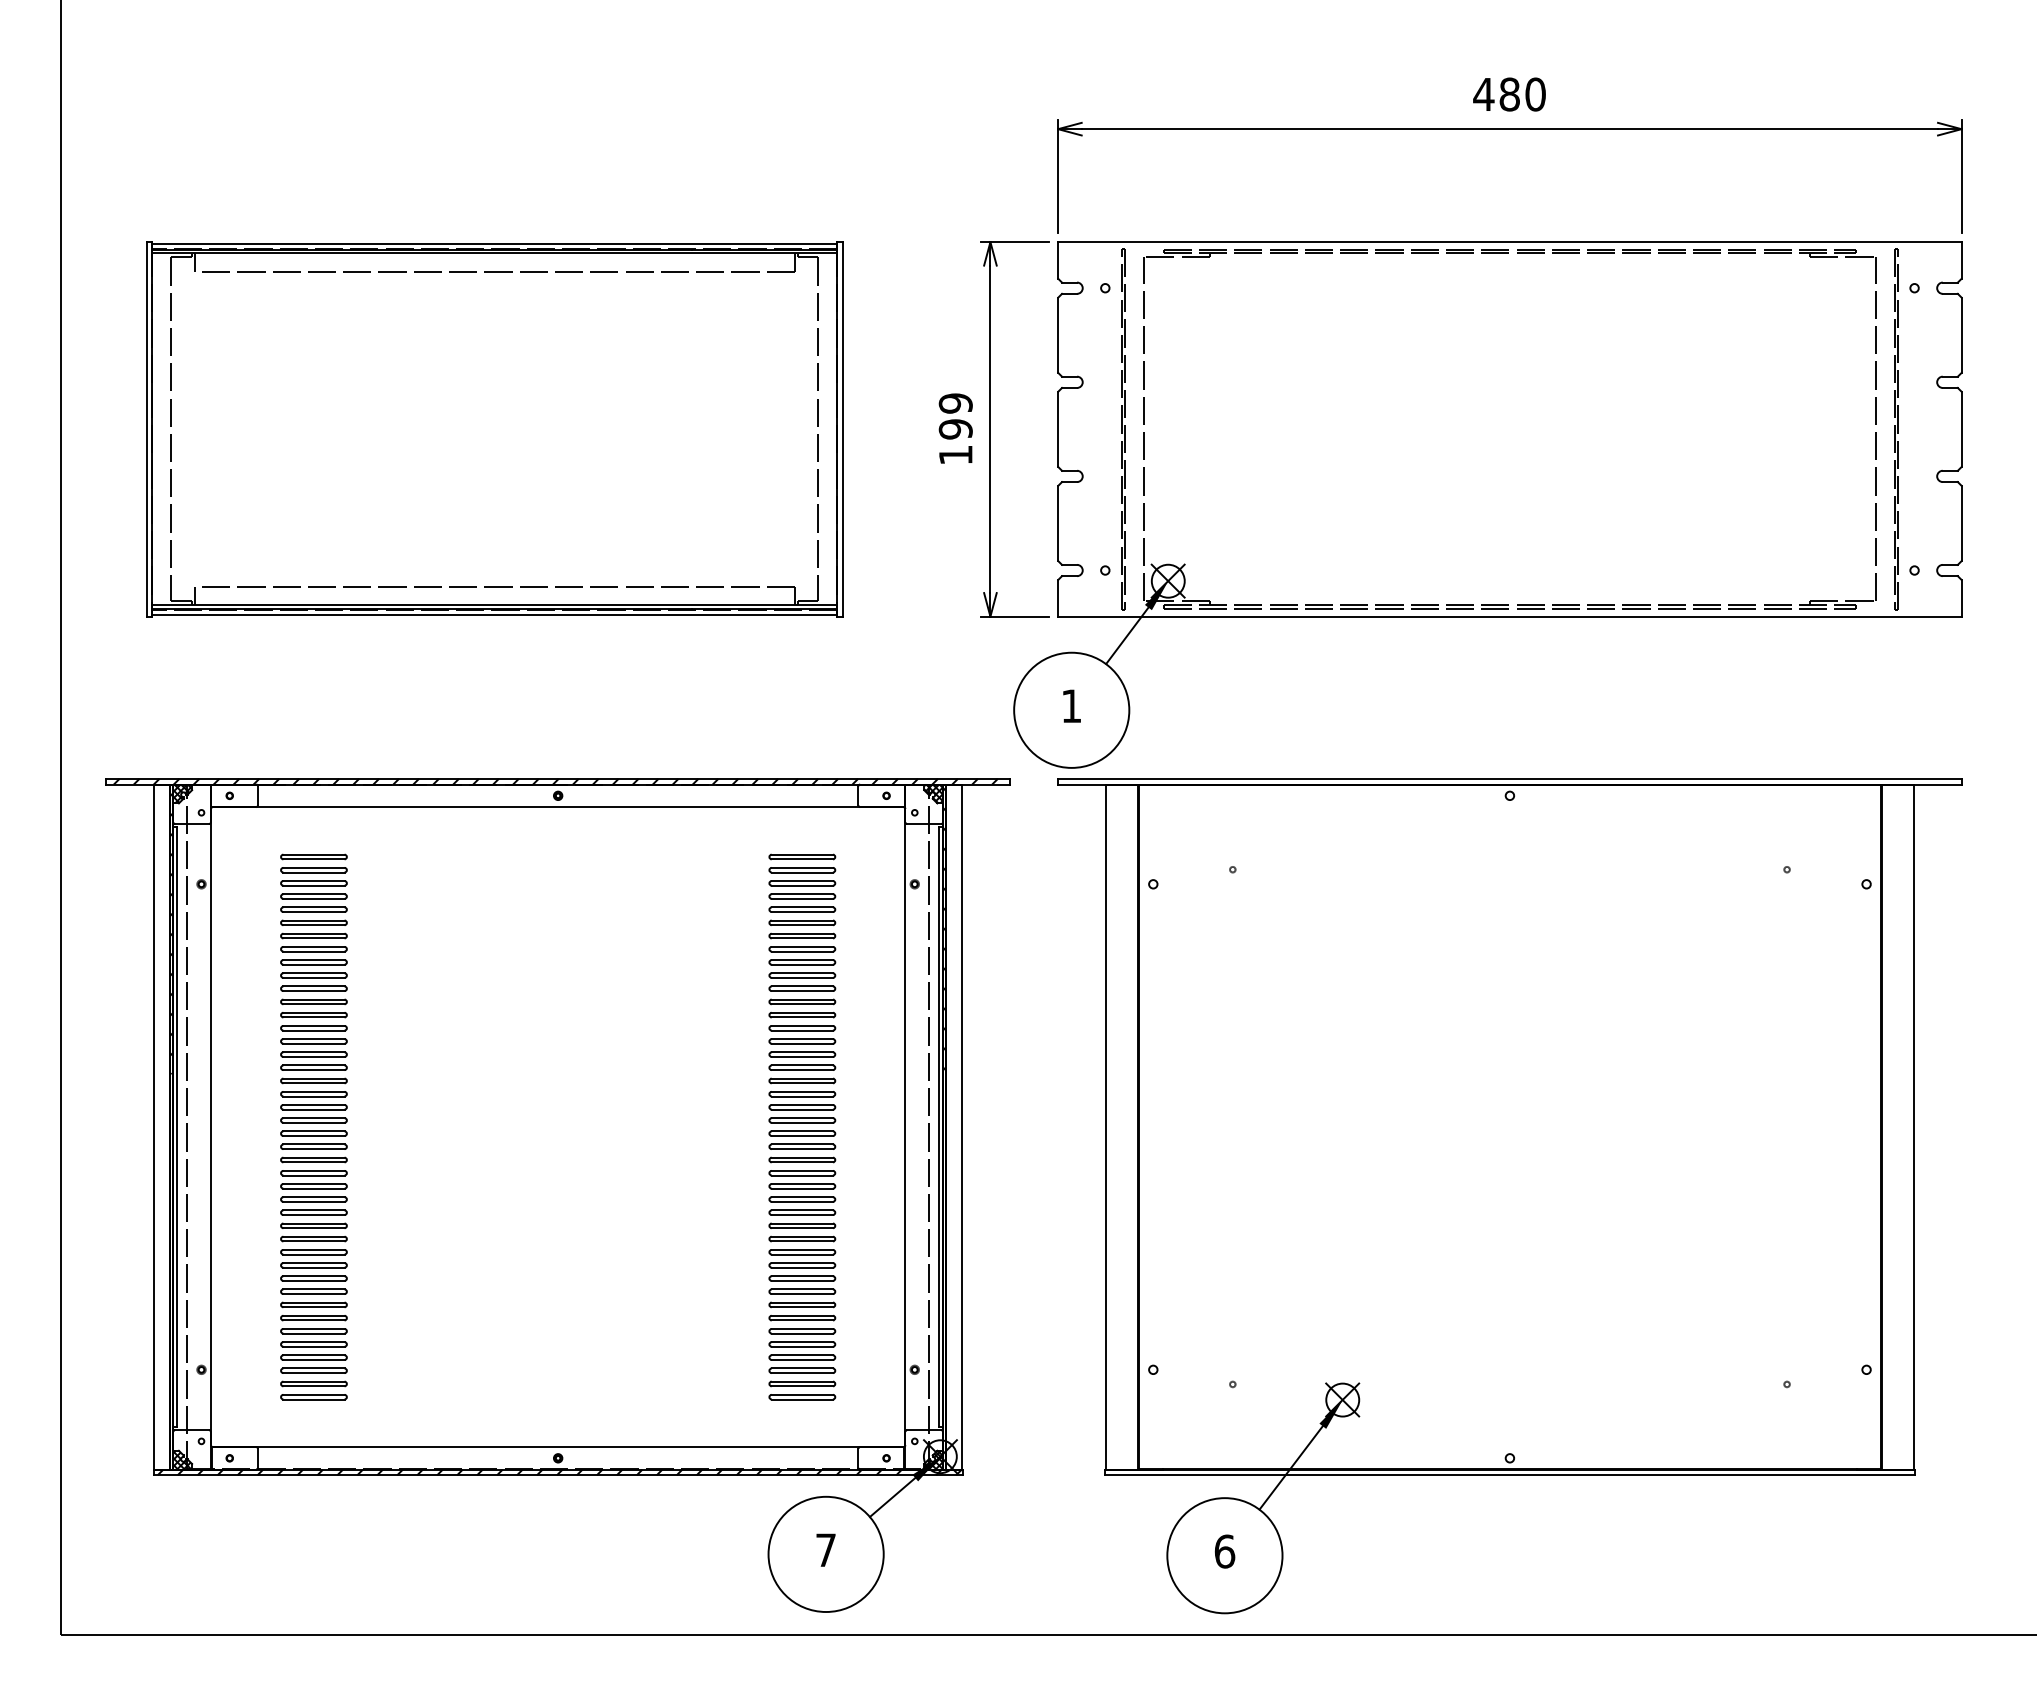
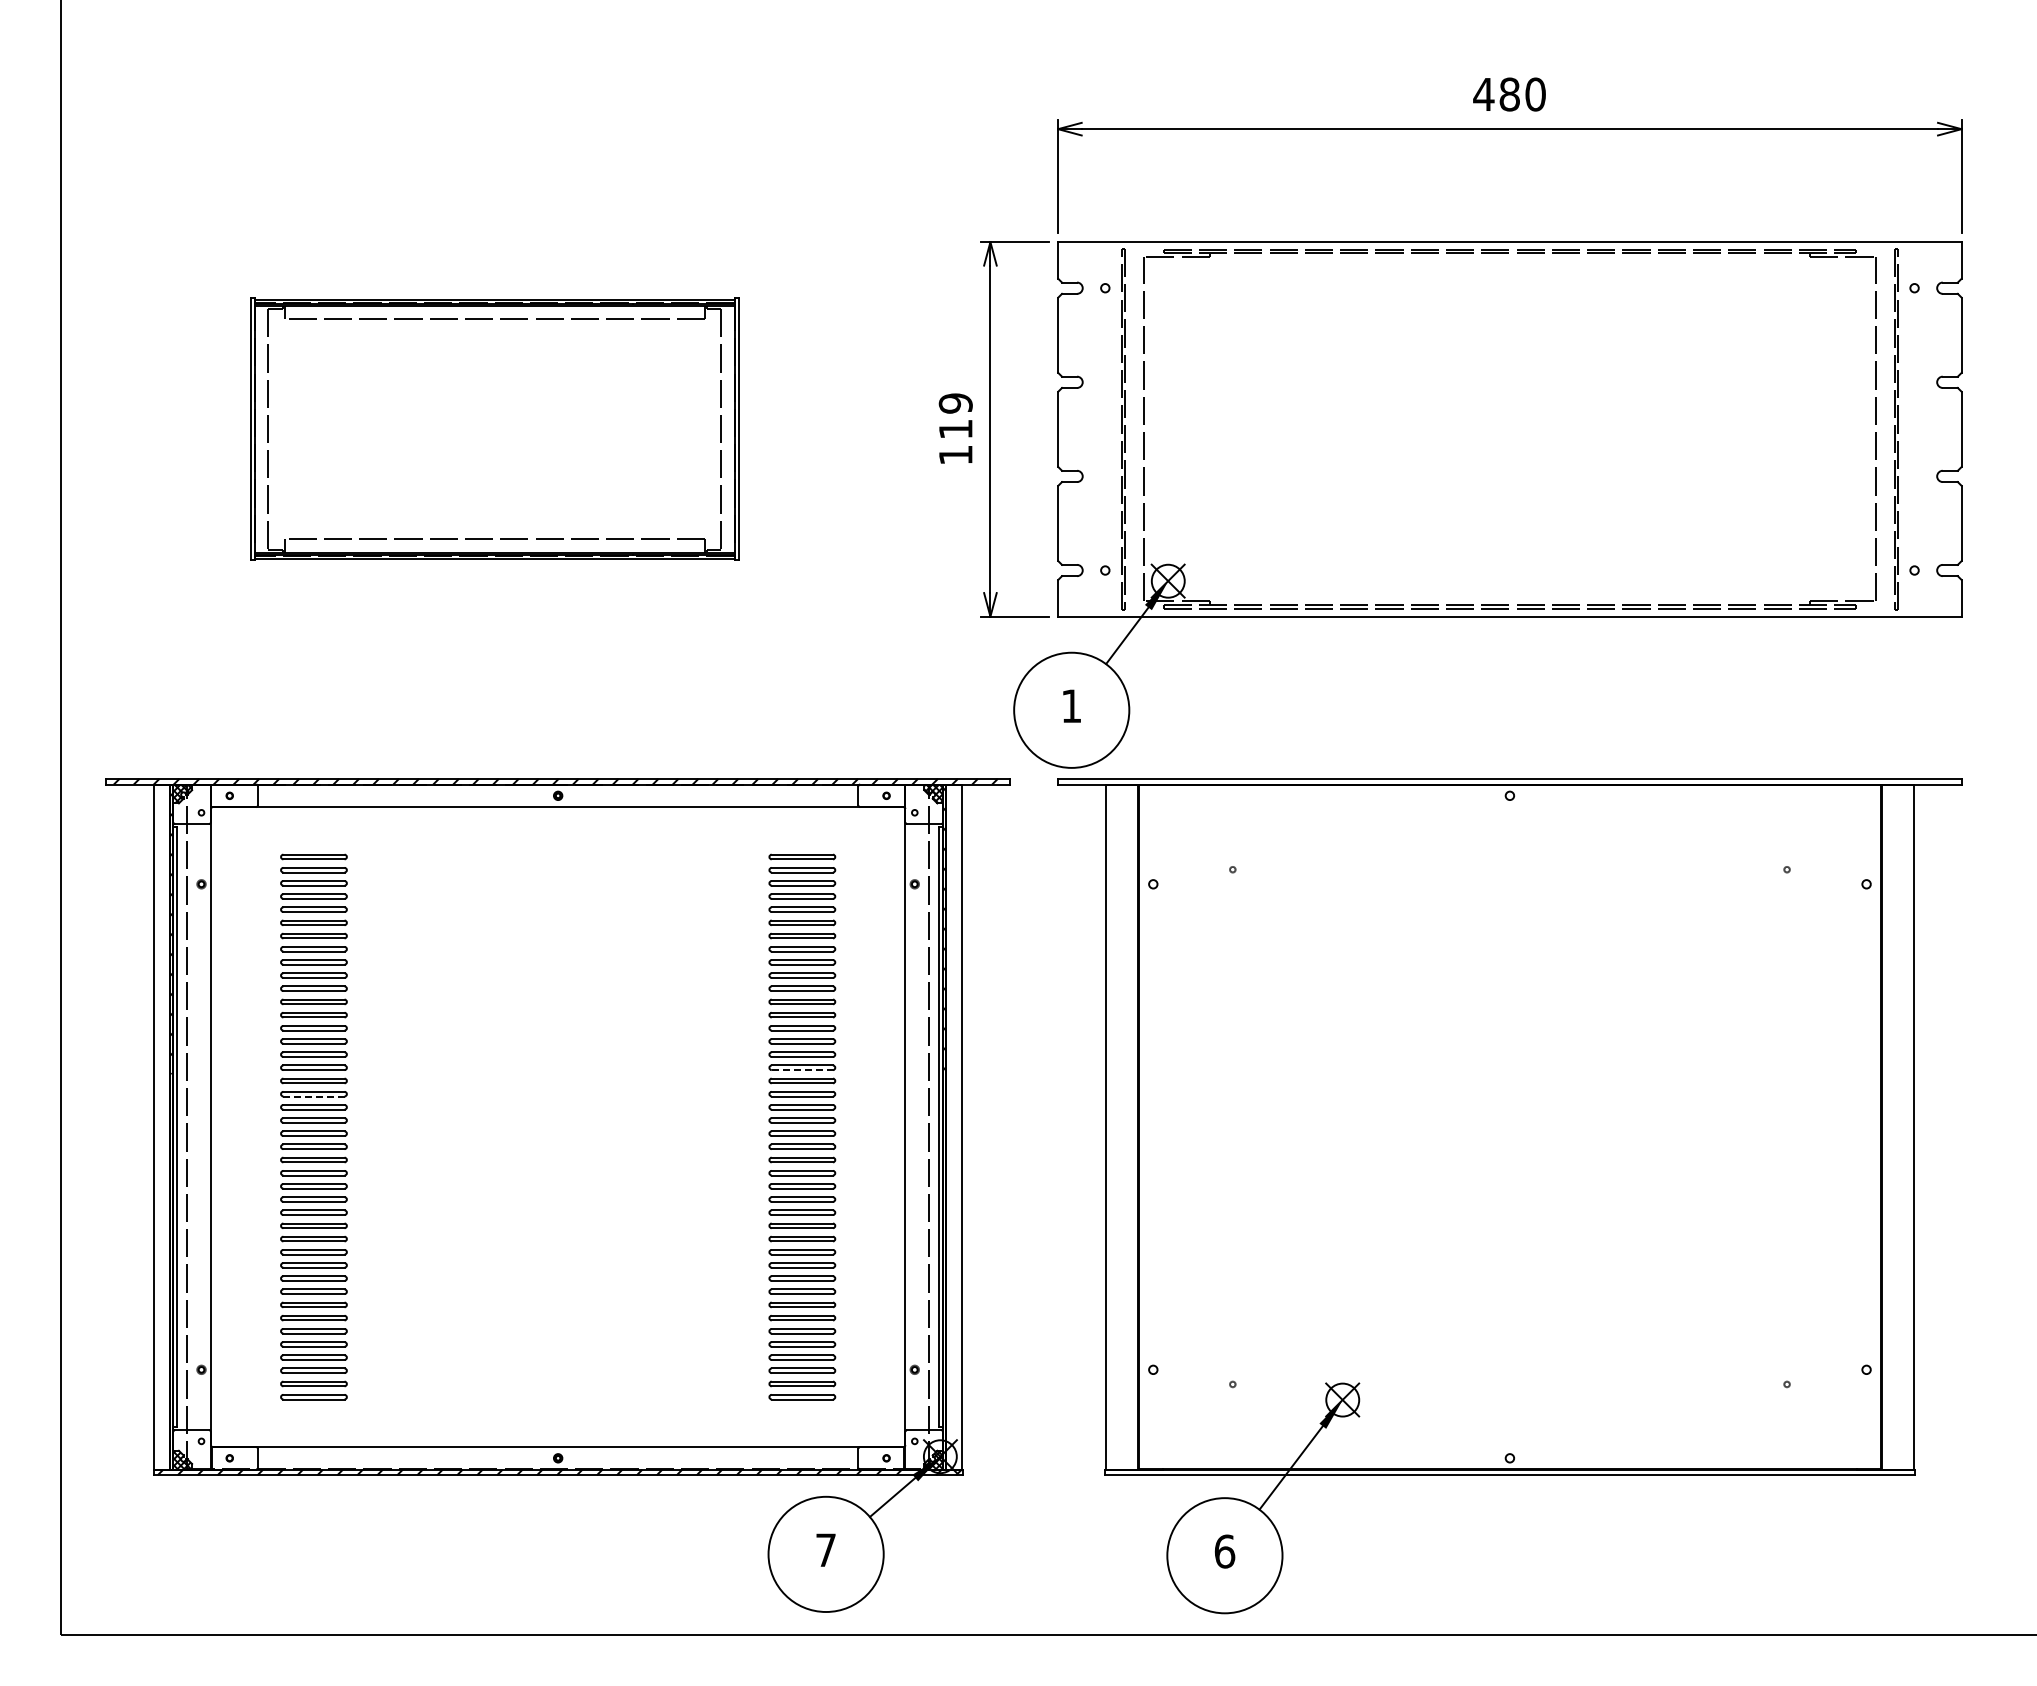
part size: 698x377 px -> 490x264 px (494, 428)
text: 199 -> 119 (955, 429)
line: solid -> dashed (802, 1070)
line: solid -> dashed (313, 1096)
